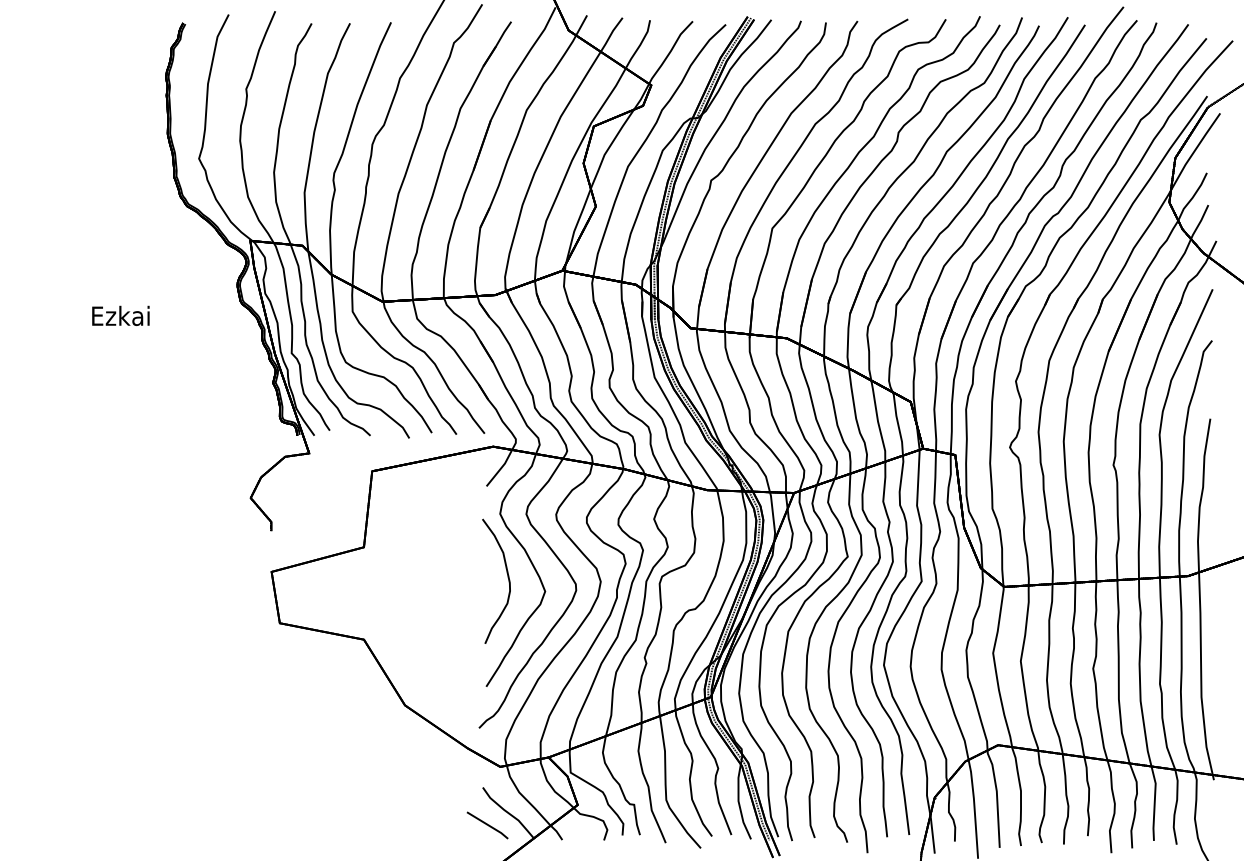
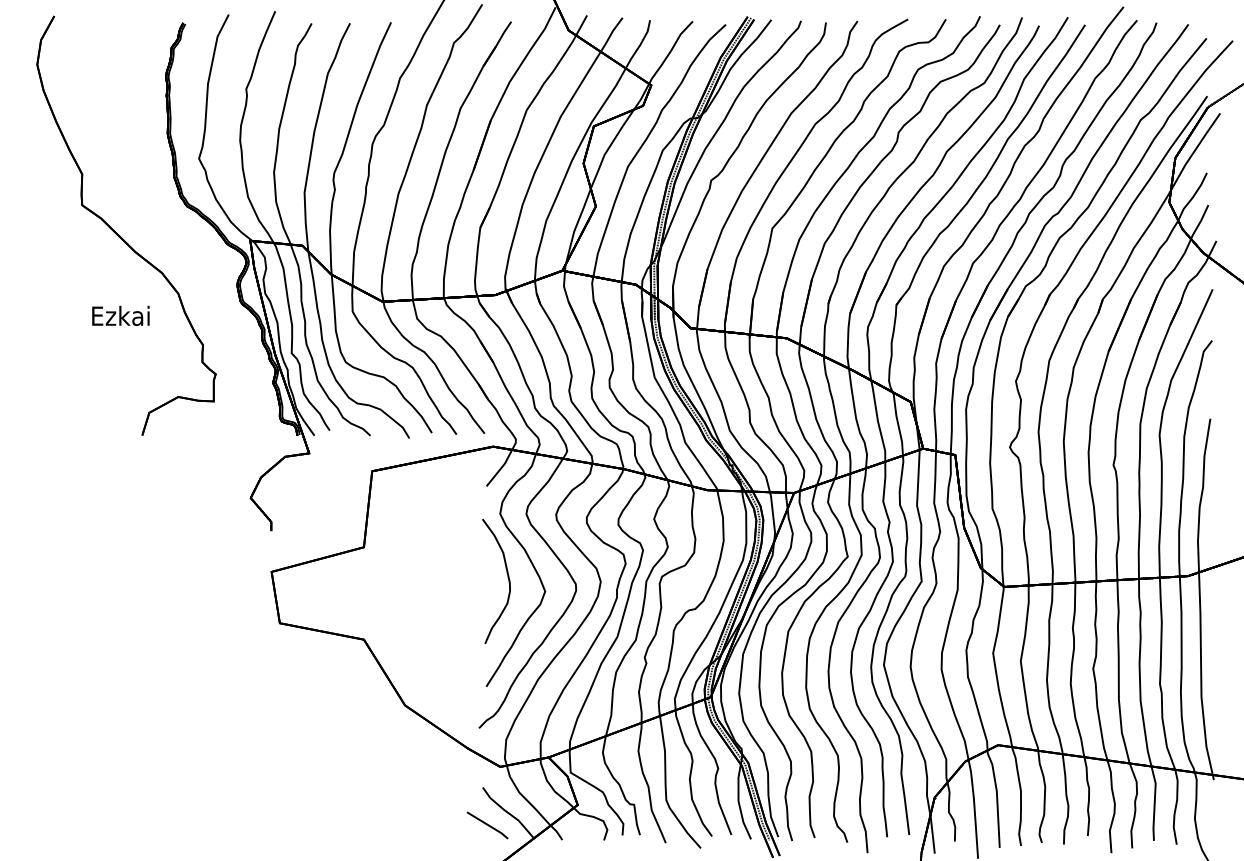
part: none -> present (119, 234)
